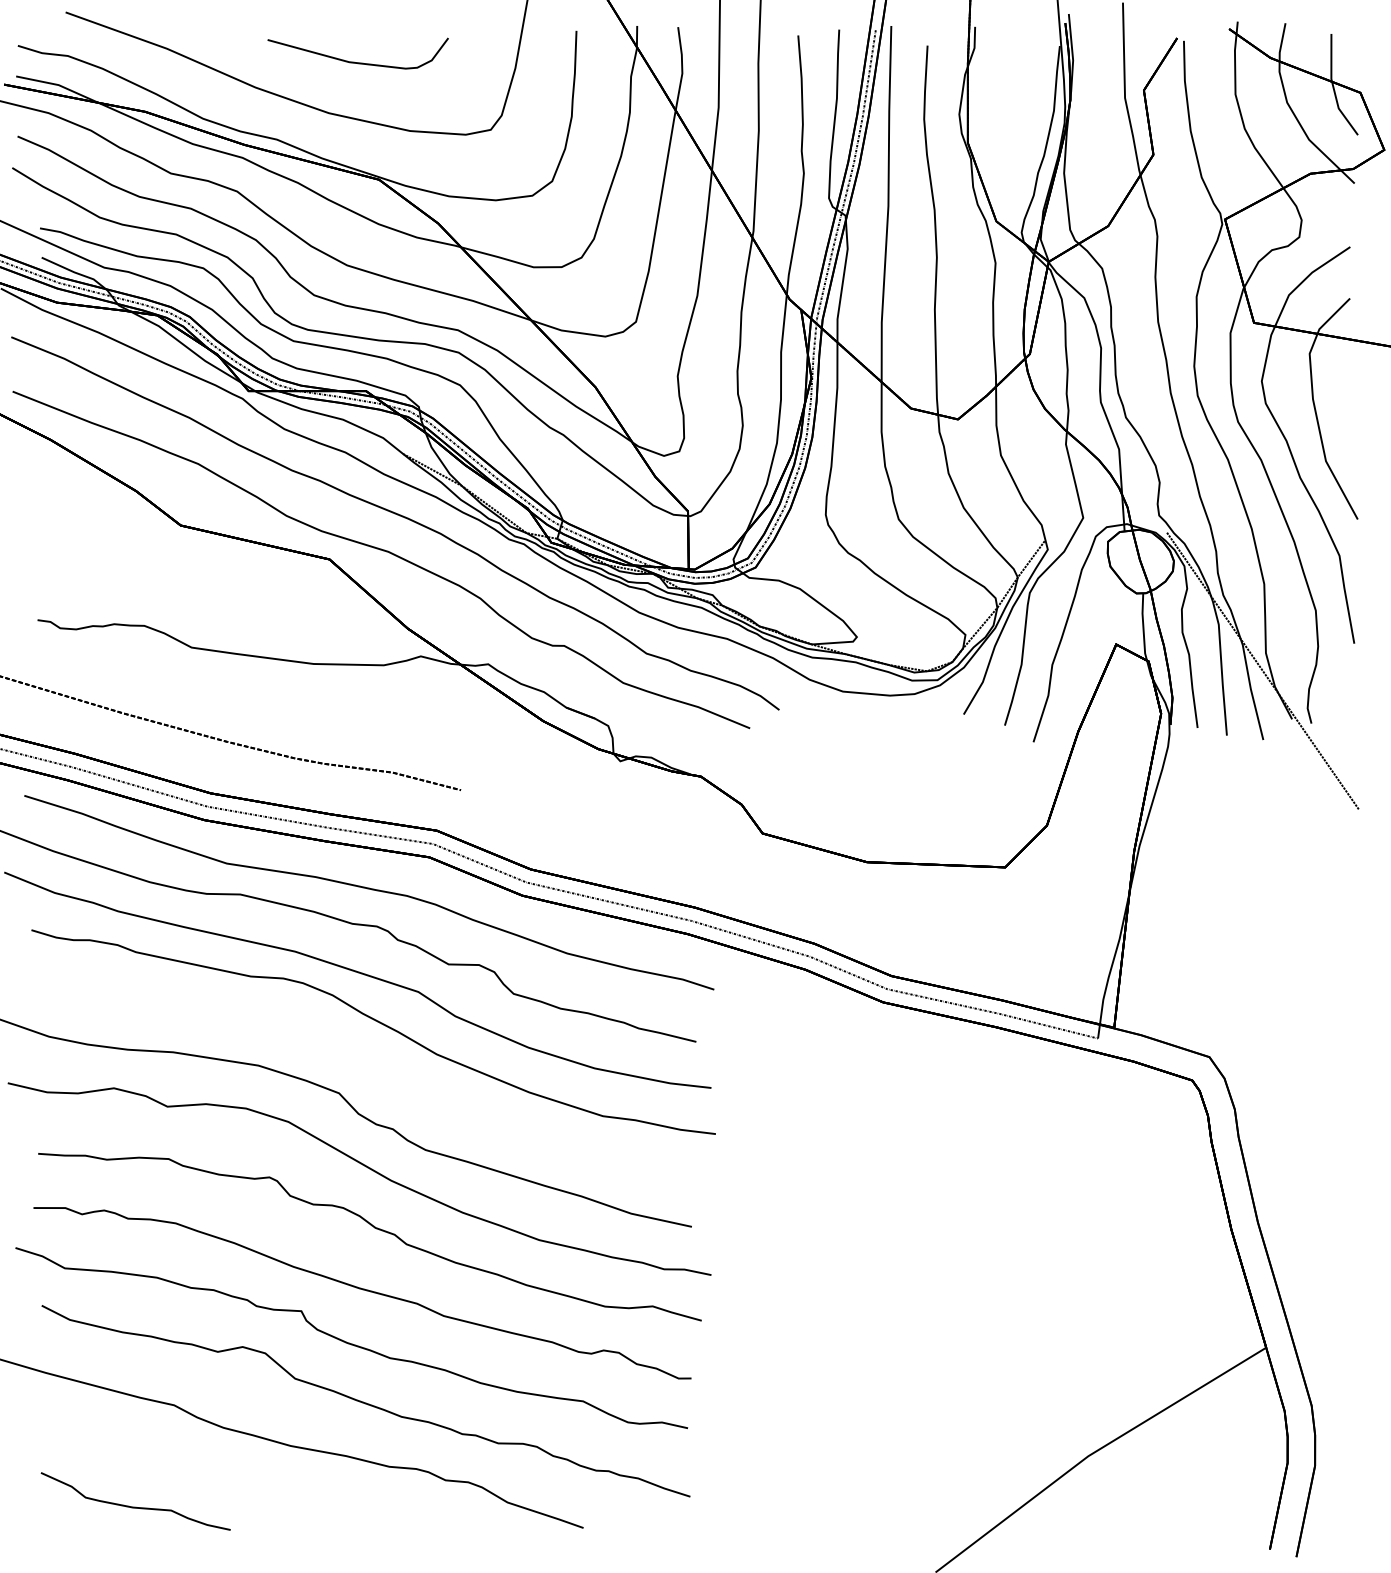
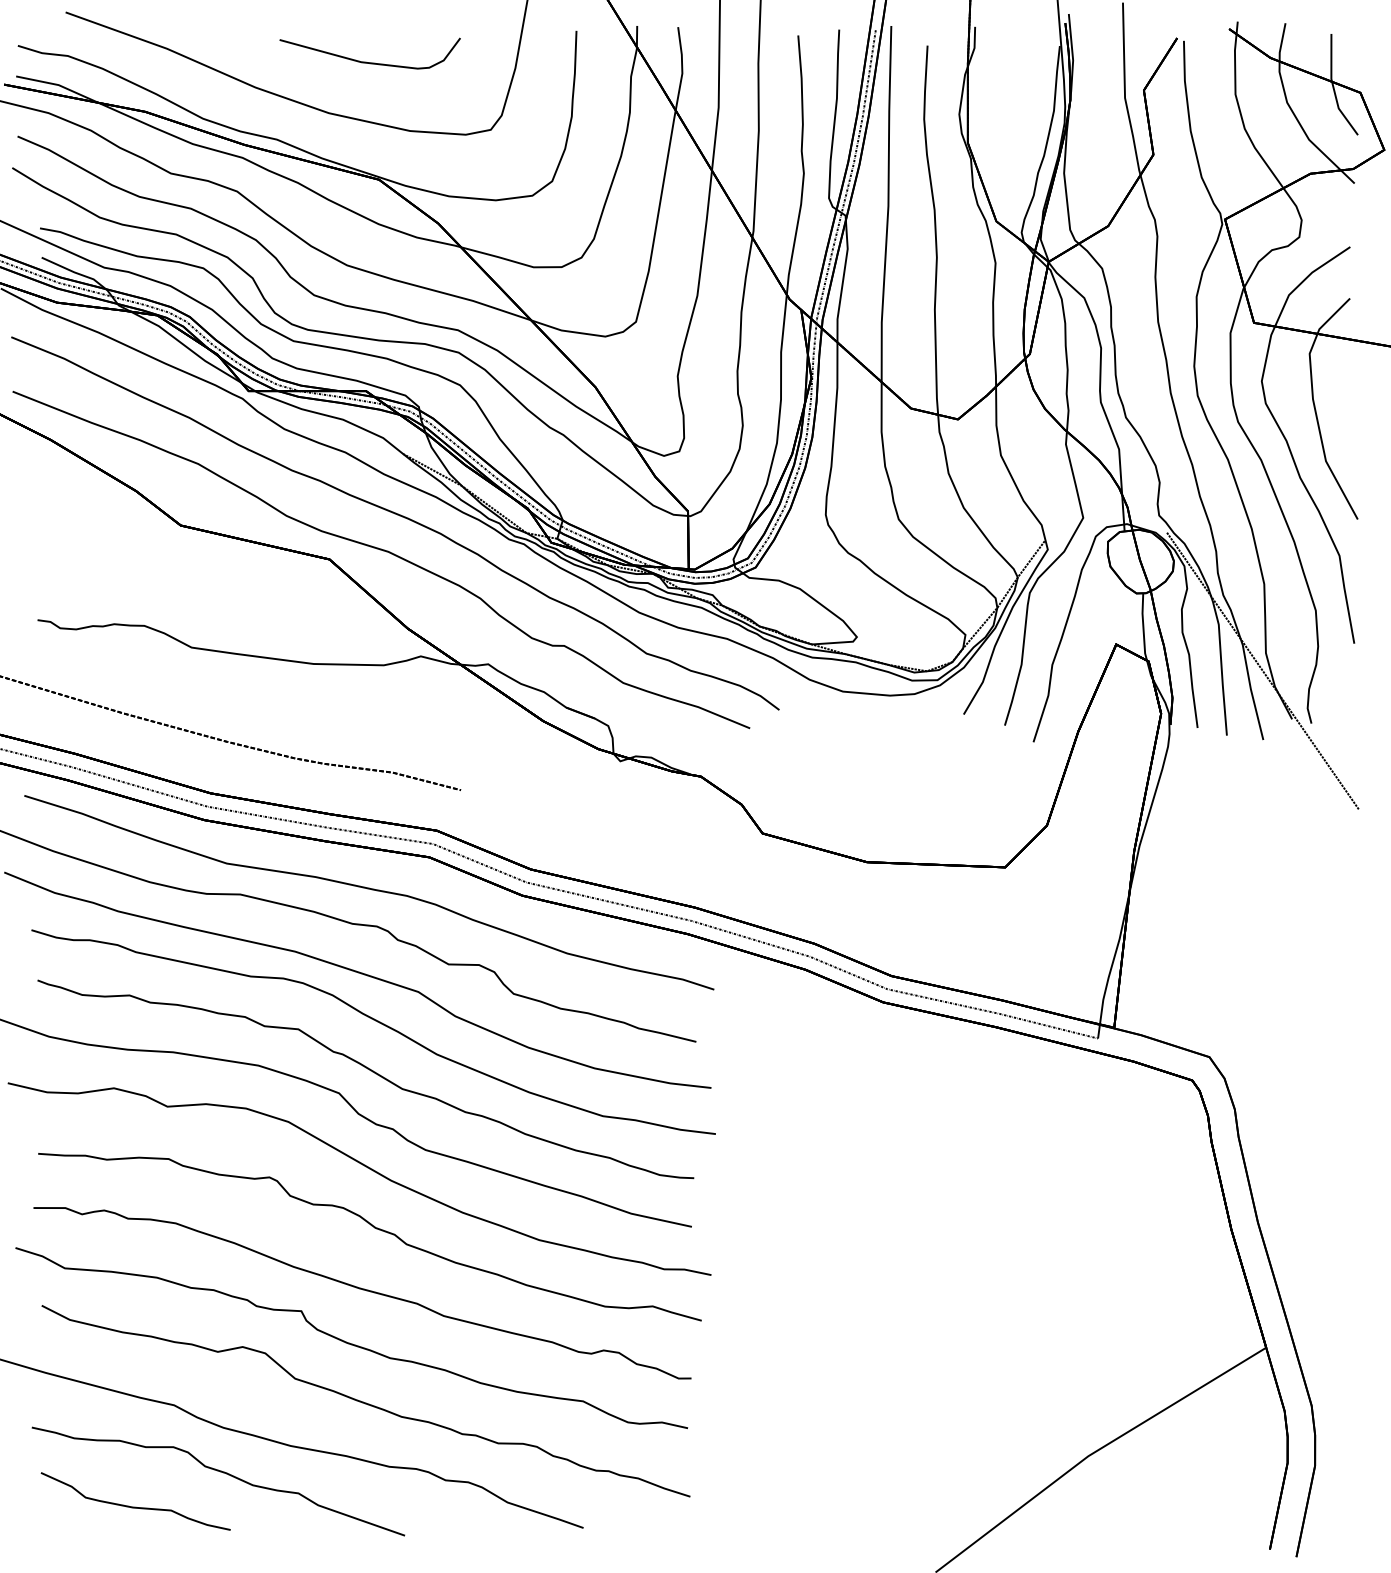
part position: (354, 61) -> (366, 61) (366, 61)
part: none -> present (370, 1071)
part: none -> present (220, 1472)
